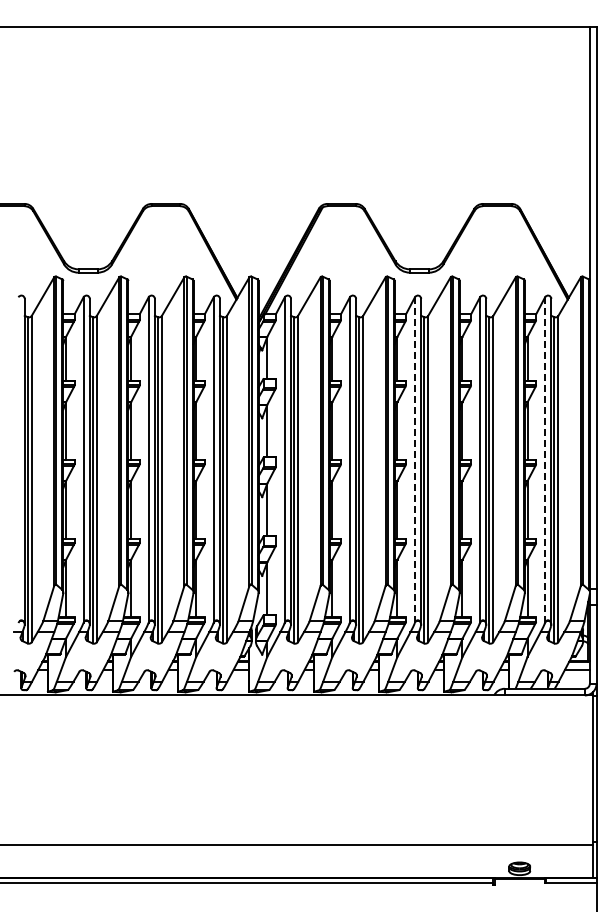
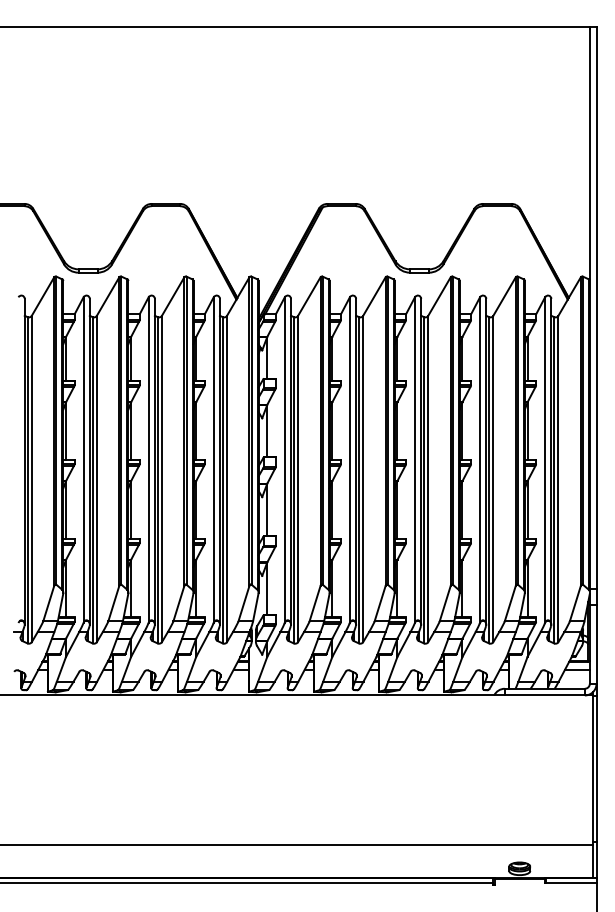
line: dashed -> solid (414, 460)
line: dashed -> solid (545, 460)
